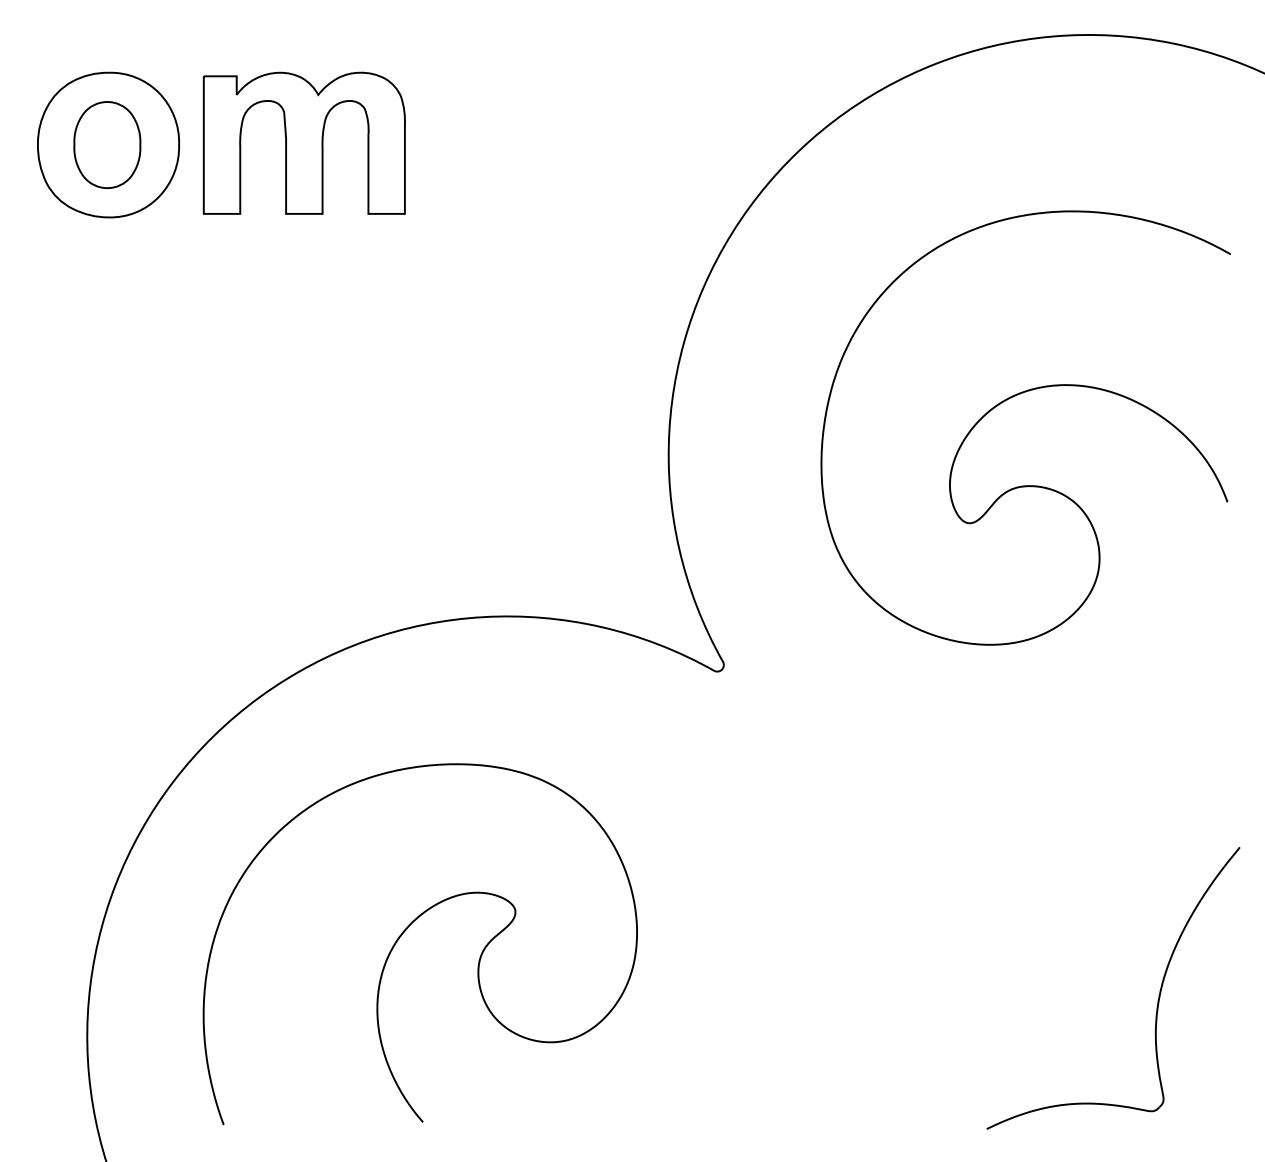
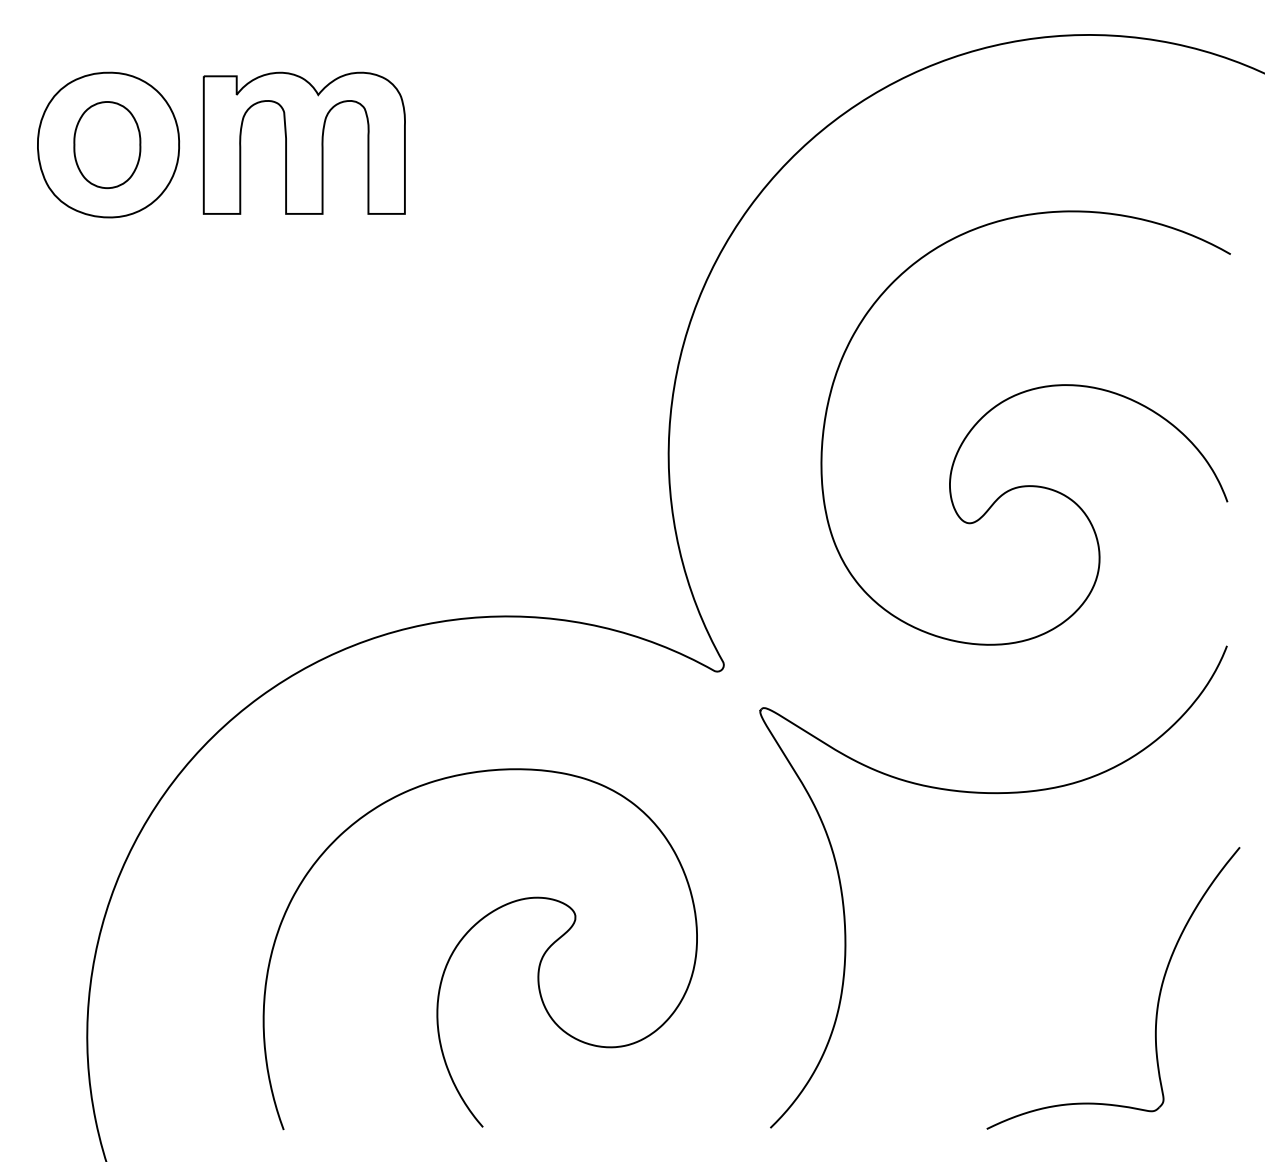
part: none -> present (995, 794)
curve position: (406, 930) -> (466, 935) (466, 935)
